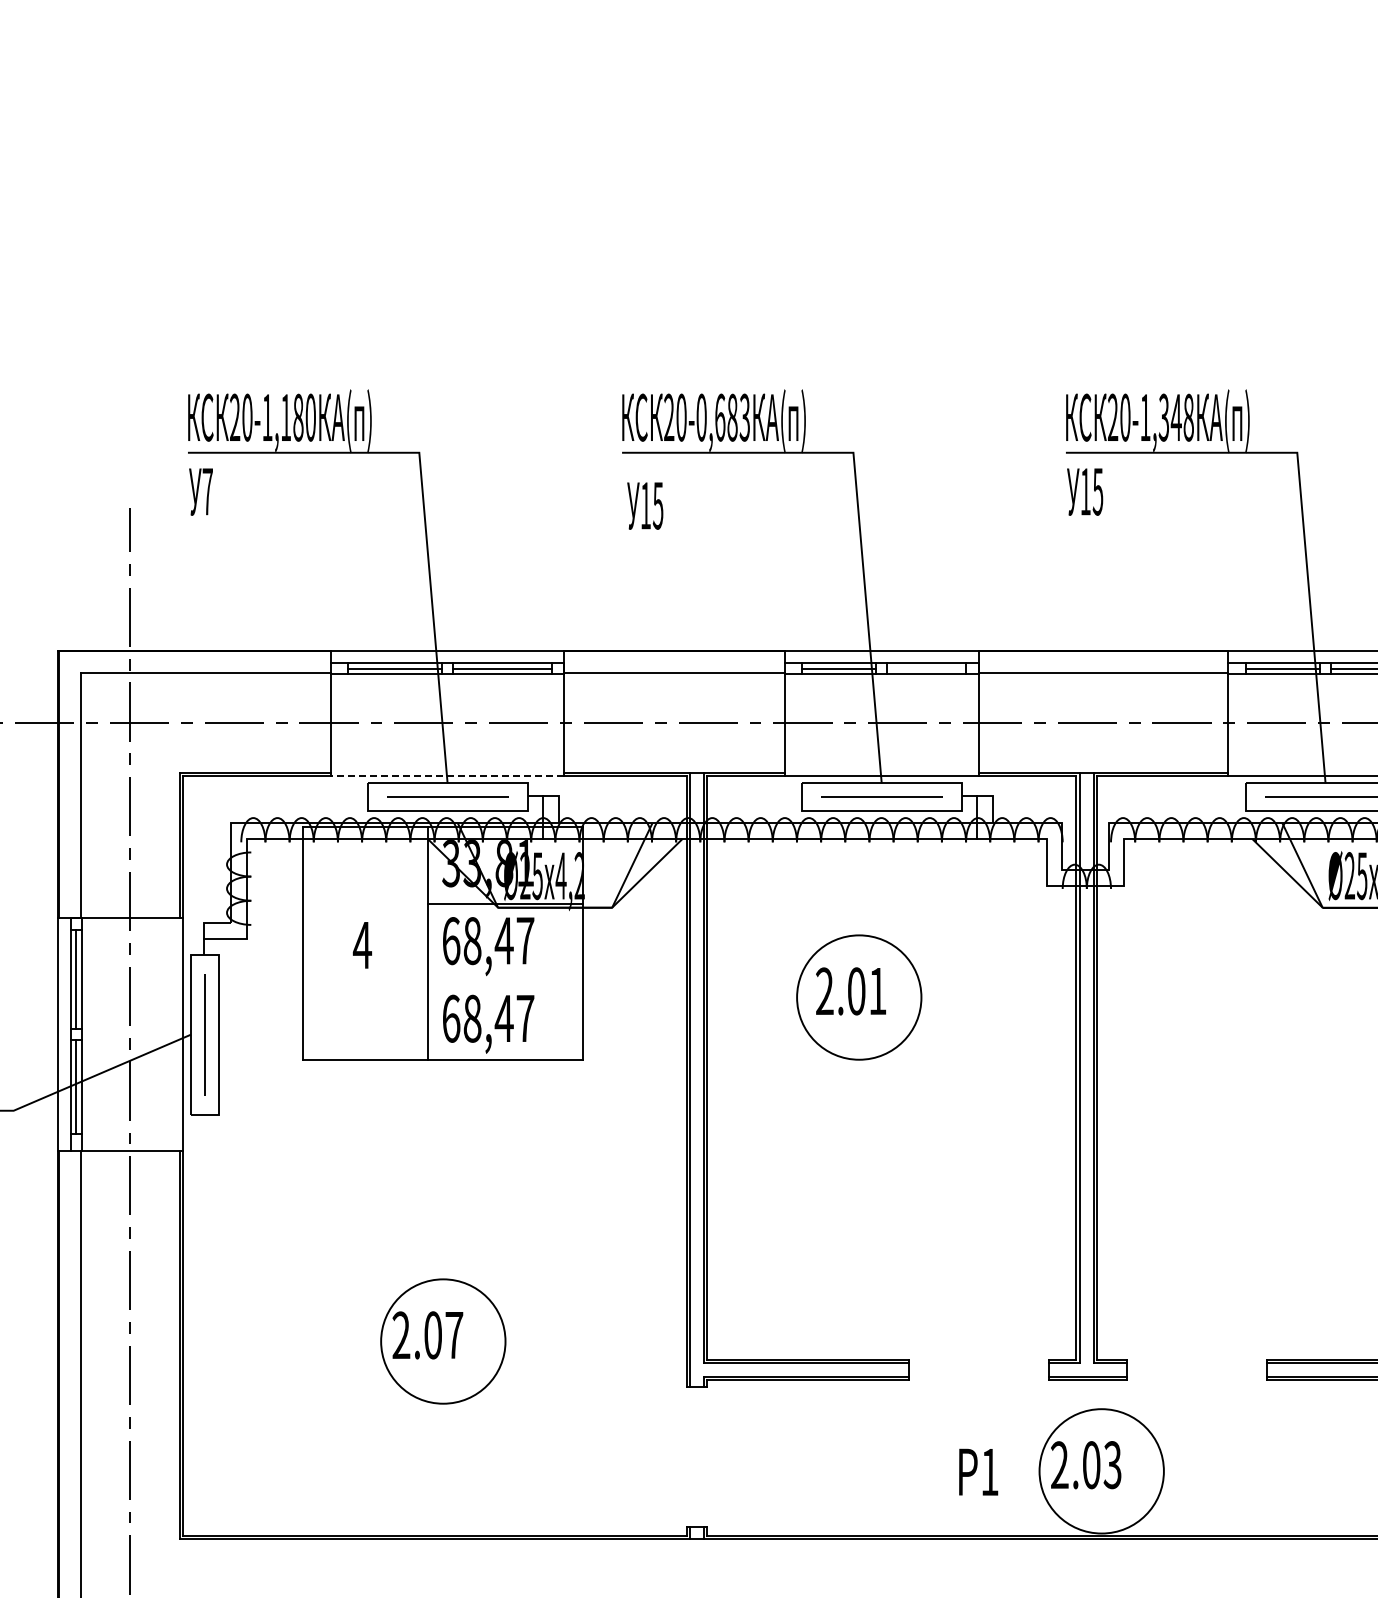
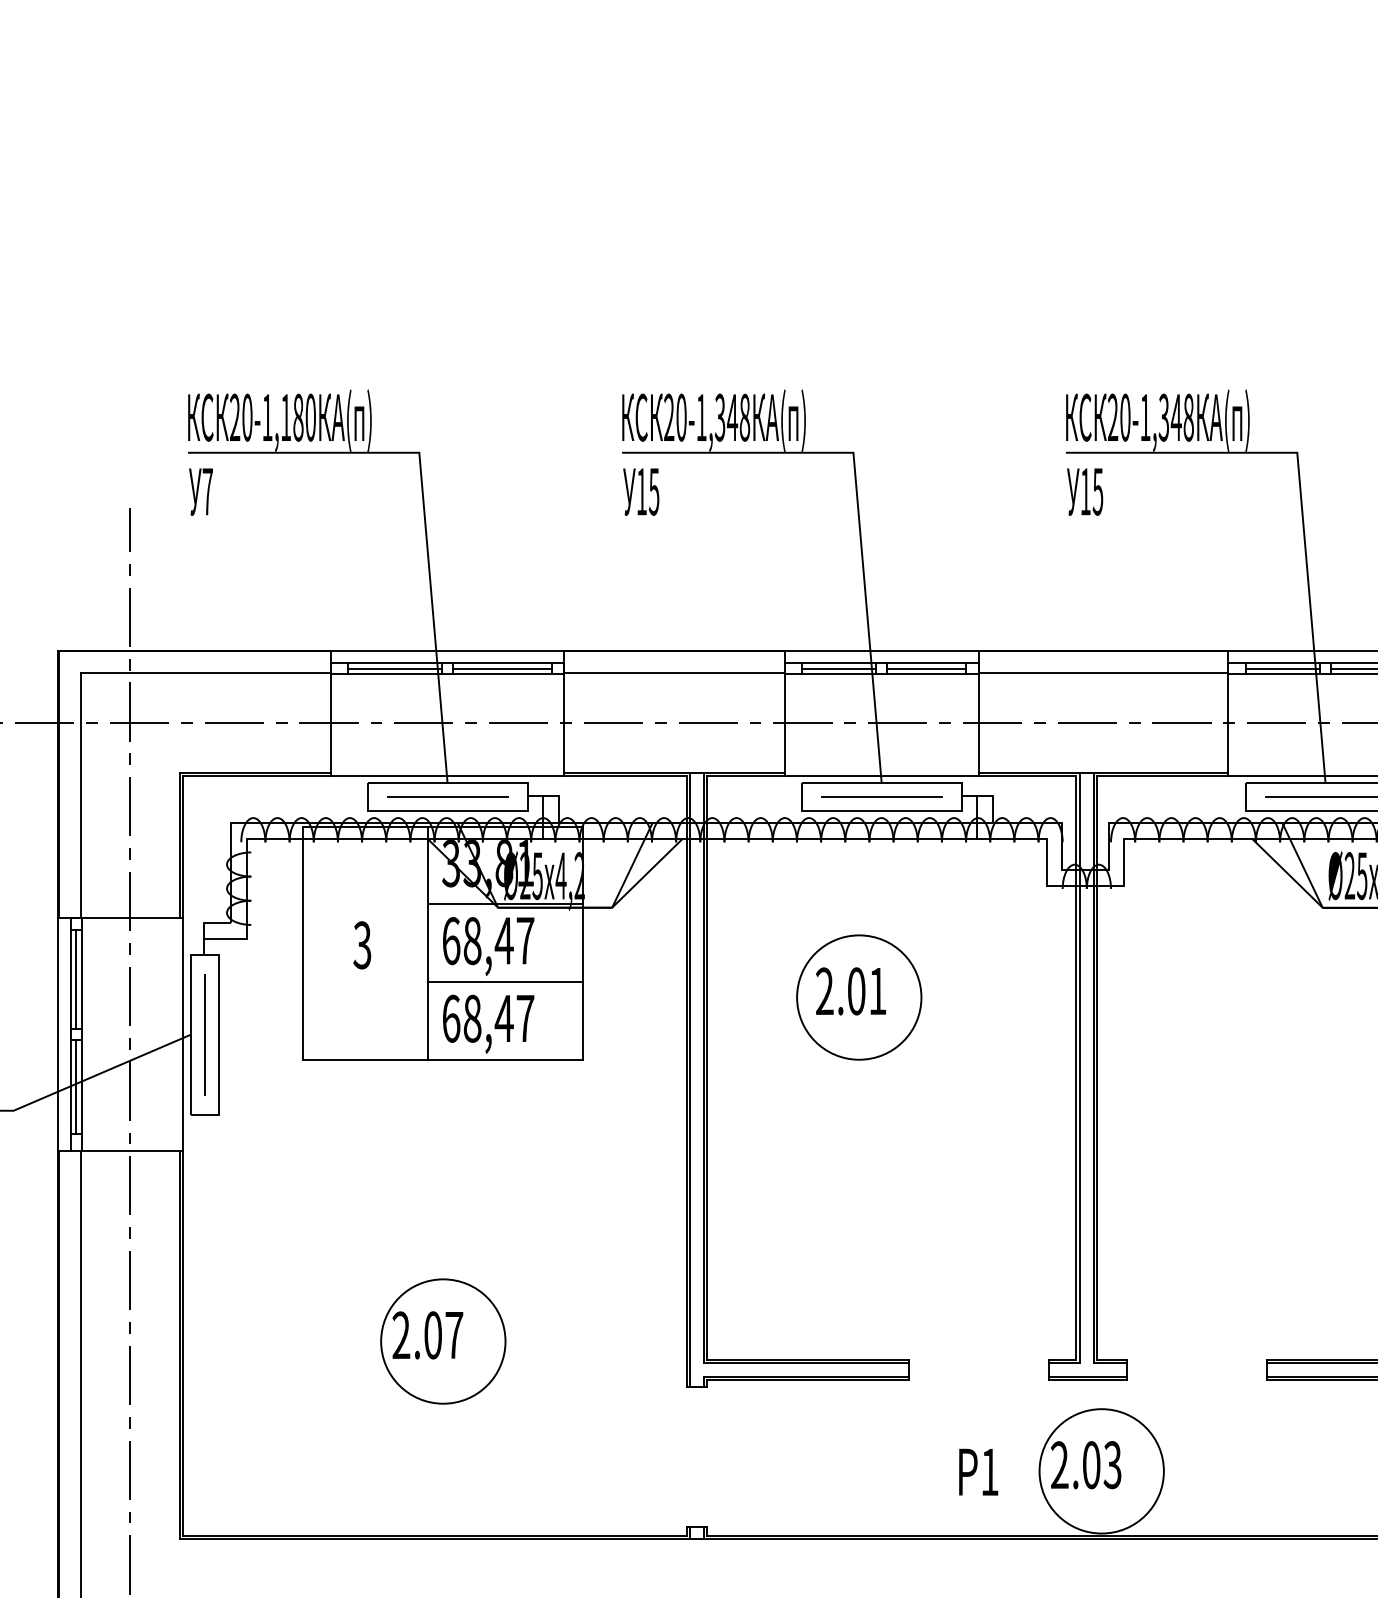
text: 20-0,683 -> 20-1,348 (723, 417)
text position: (645, 505) -> (641, 491) (641, 491)
line: none -> present (926, 668)
line: dashed -> solid (447, 775)
text: 4 -> 3 (362, 945)
line: none -> present (505, 982)
